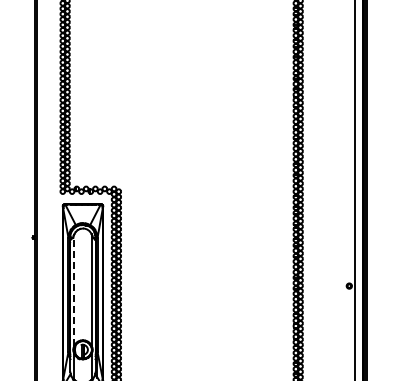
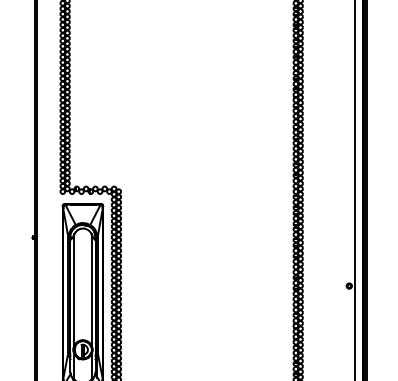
line: dashed -> solid (74, 290)
